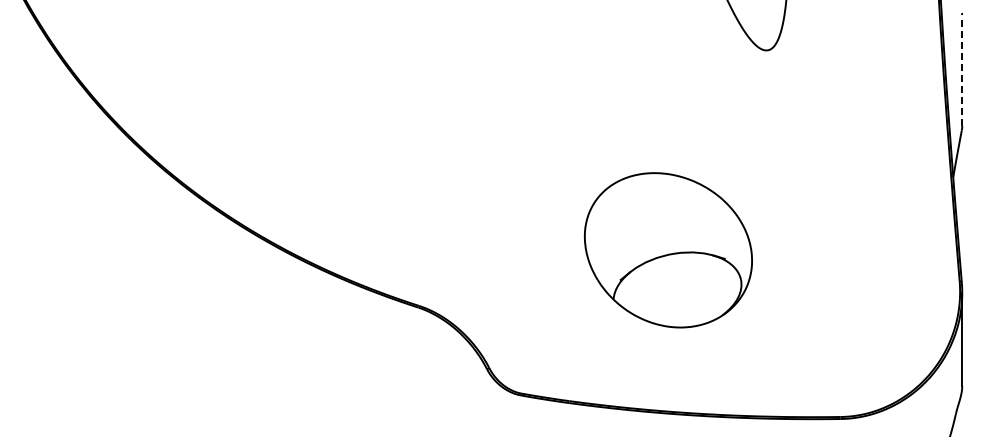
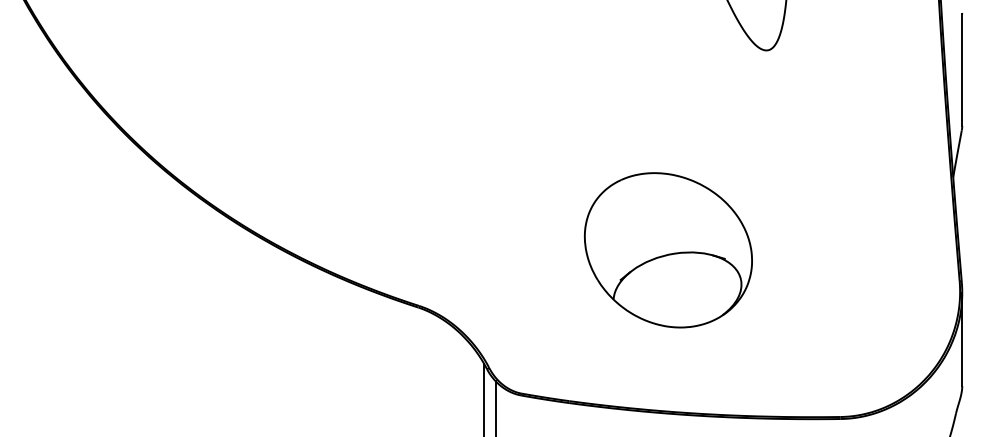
line: dashed -> solid (962, 70)
line: none -> present (484, 398)
line: none -> present (495, 407)
